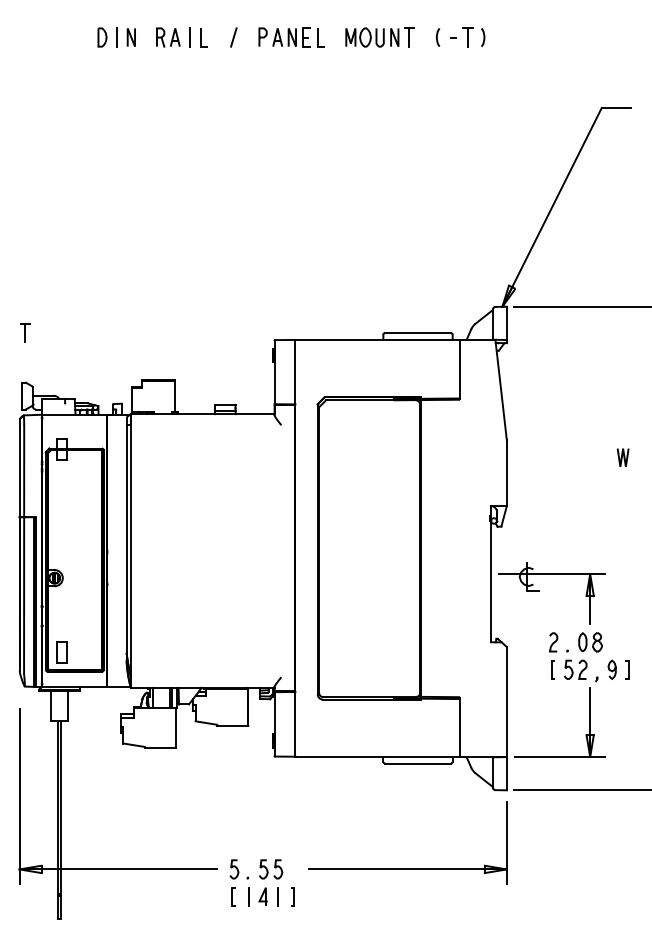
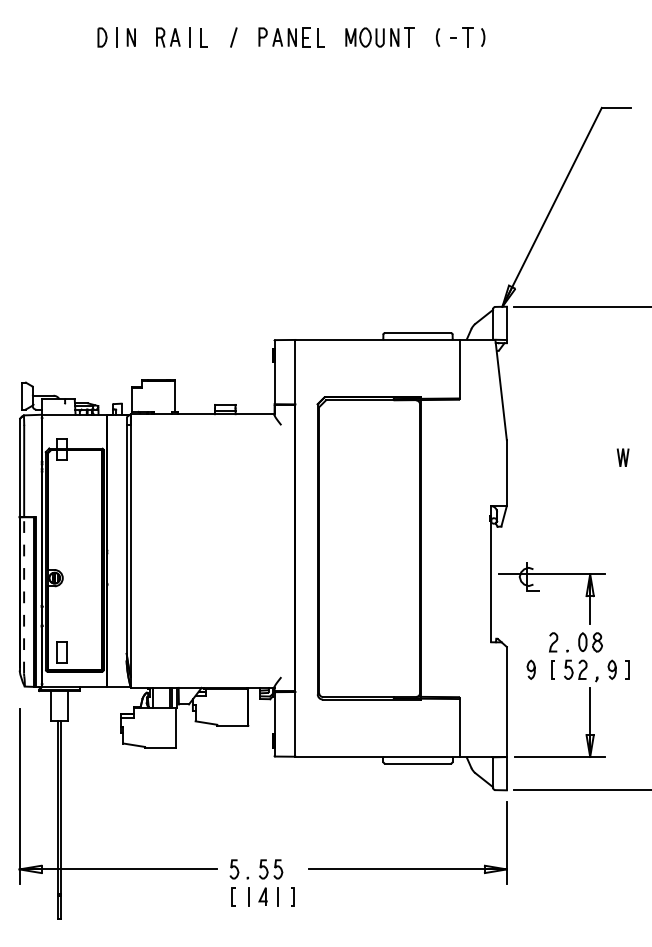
part: present -> none (25, 332)
line: solid -> dashed (24, 594)
curve: none -> present (530, 669)
